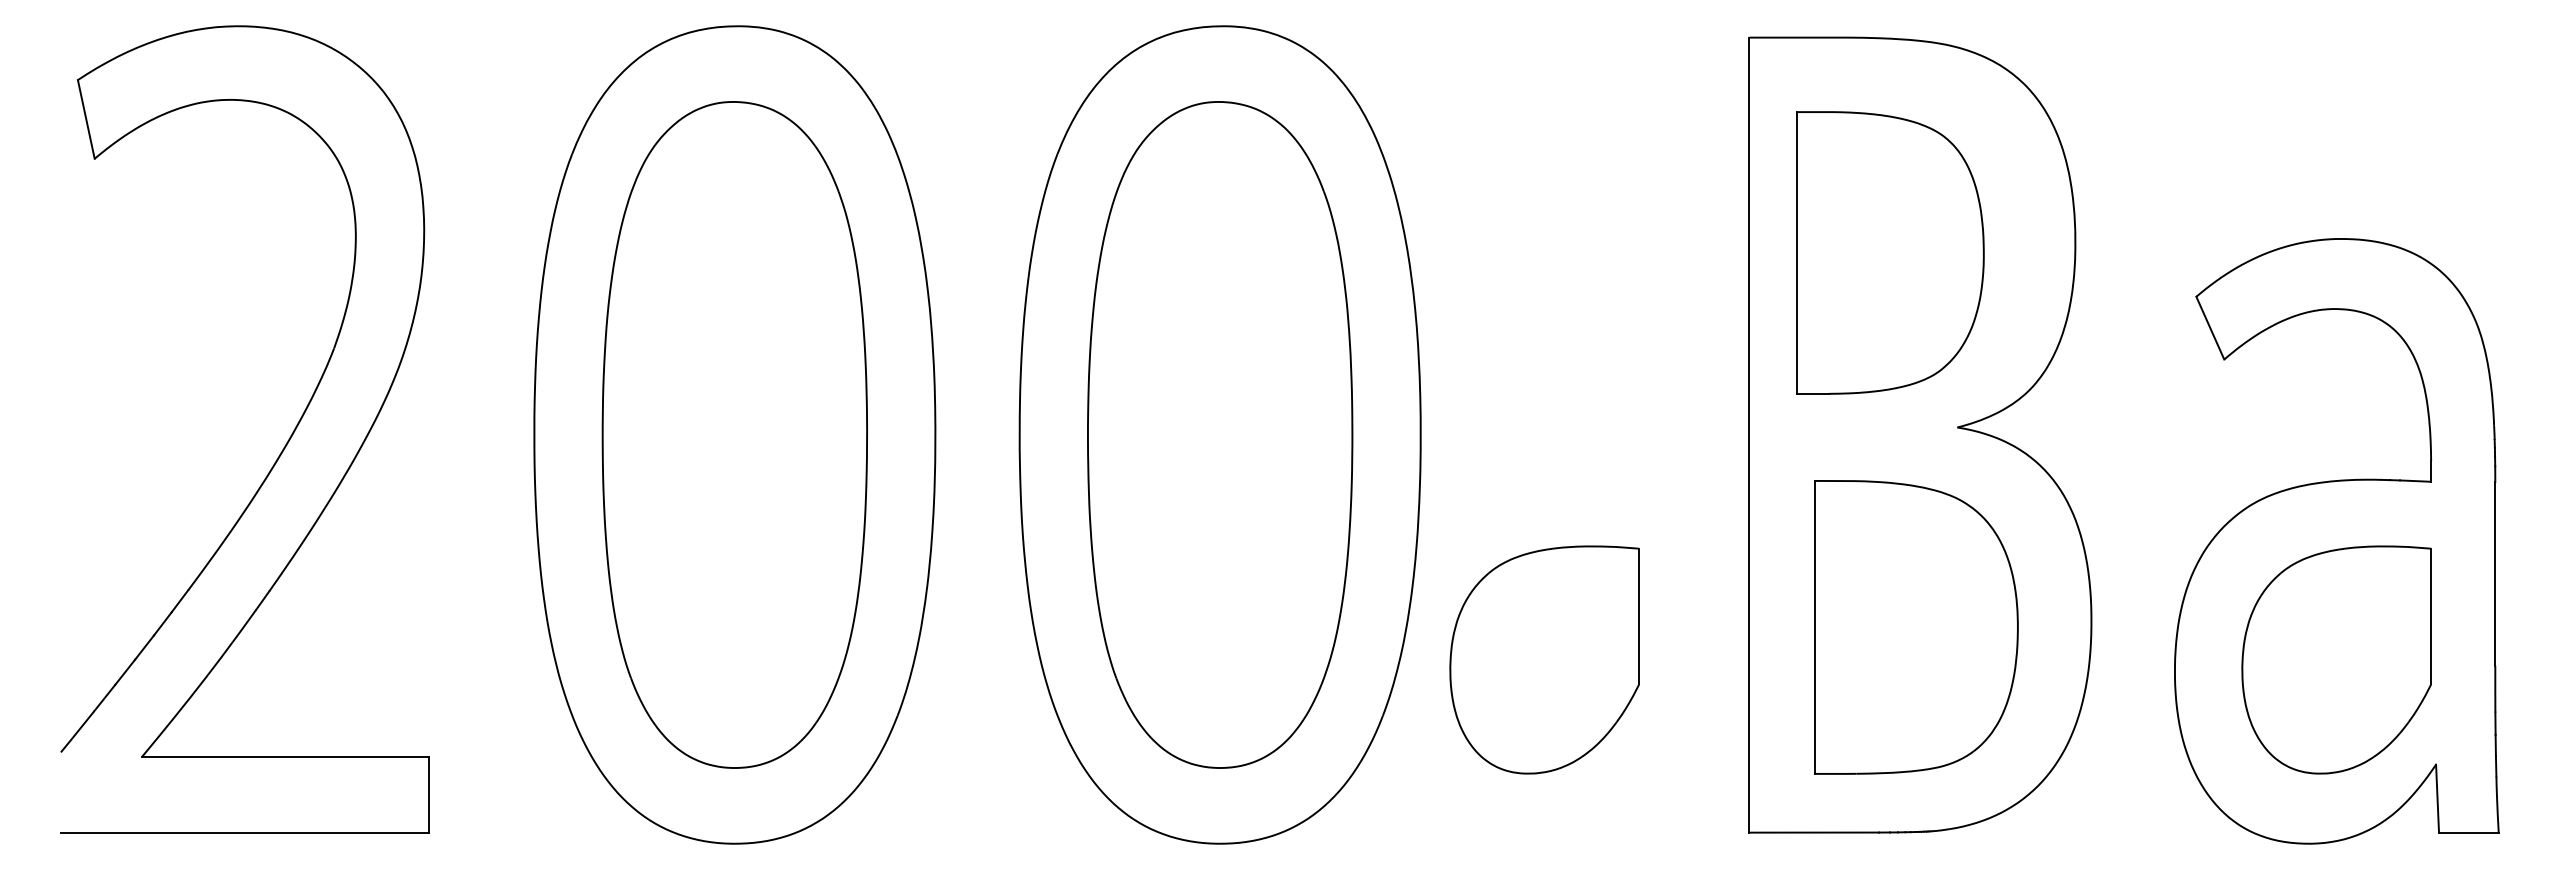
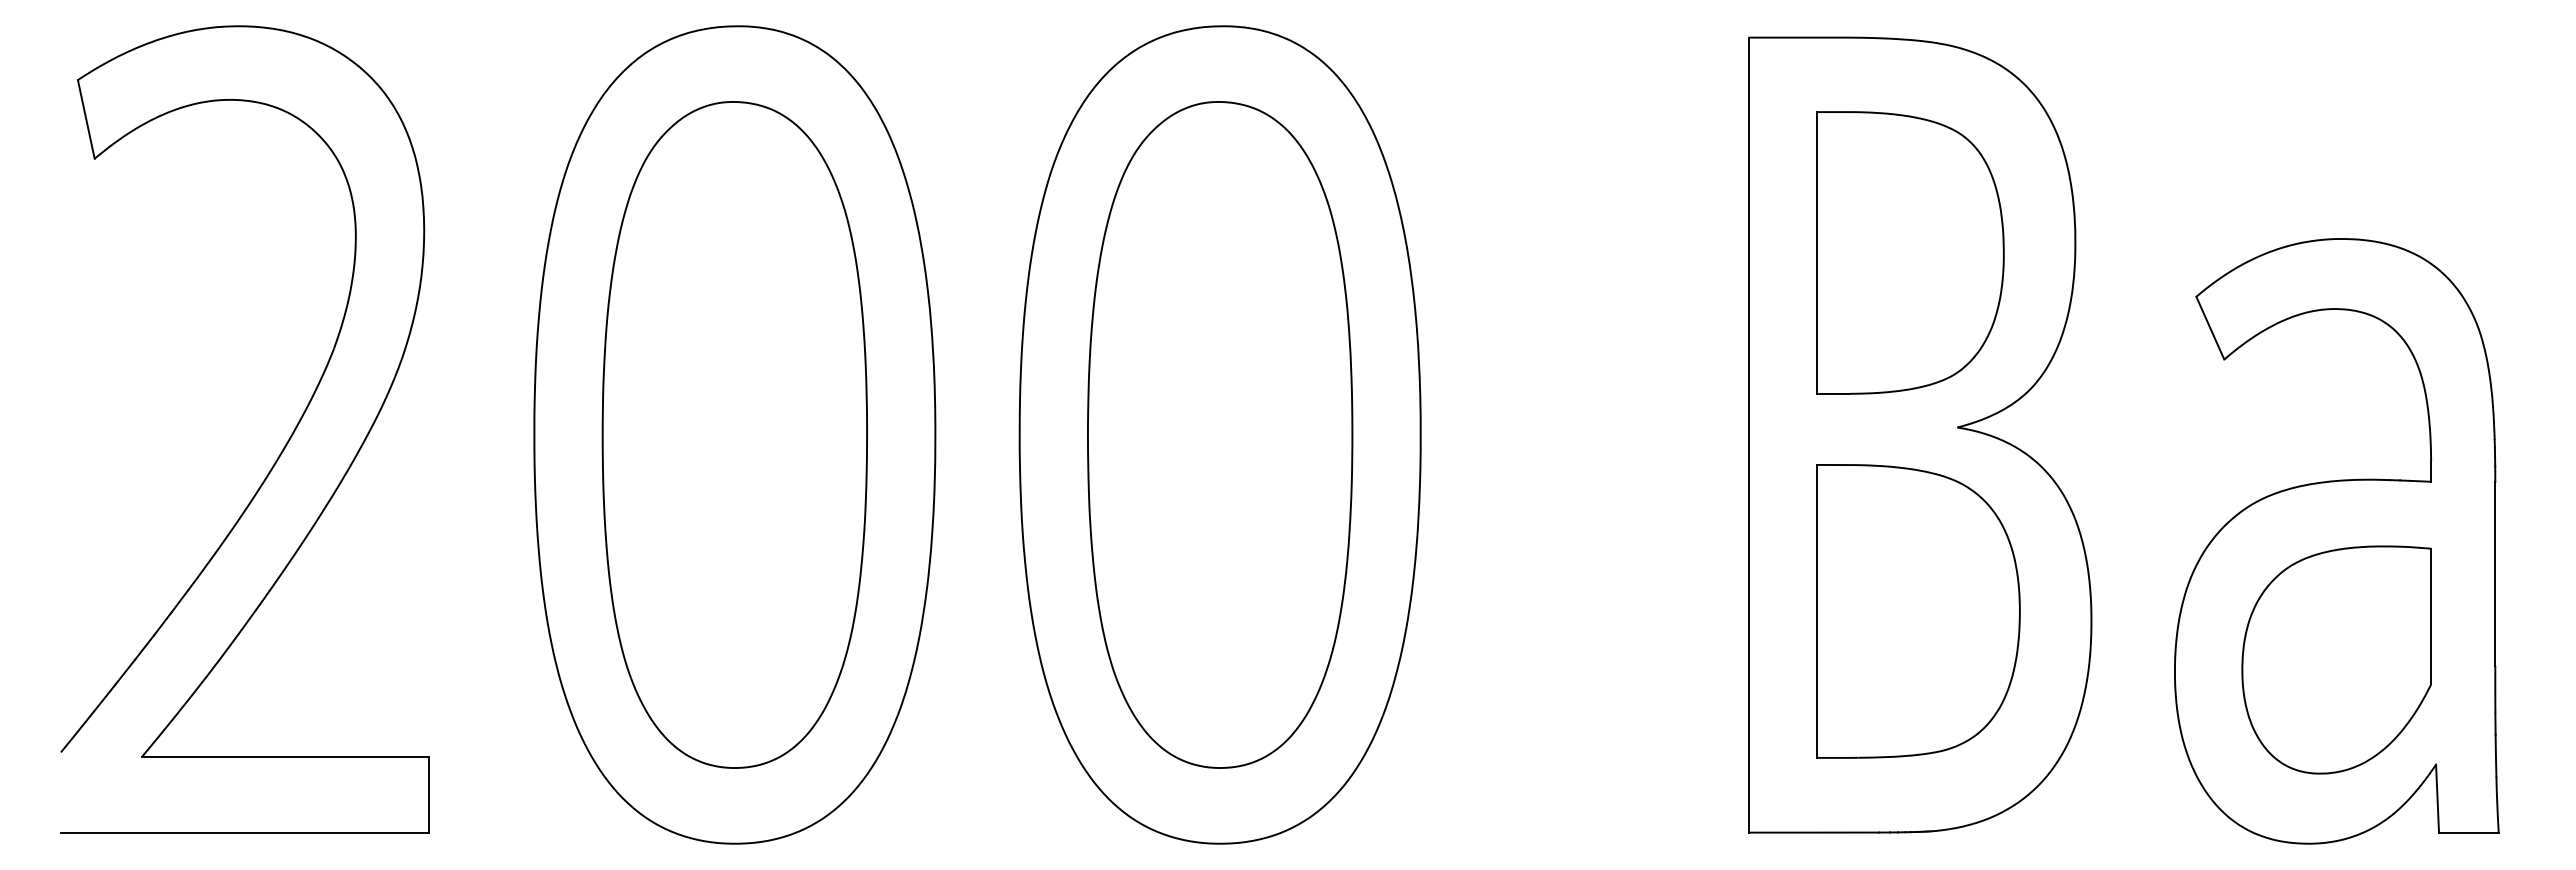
part position: (1890, 252) -> (1910, 252) (1910, 252)
part position: (1916, 627) -> (1918, 611) (1918, 611)
part: present -> none (1544, 659)
